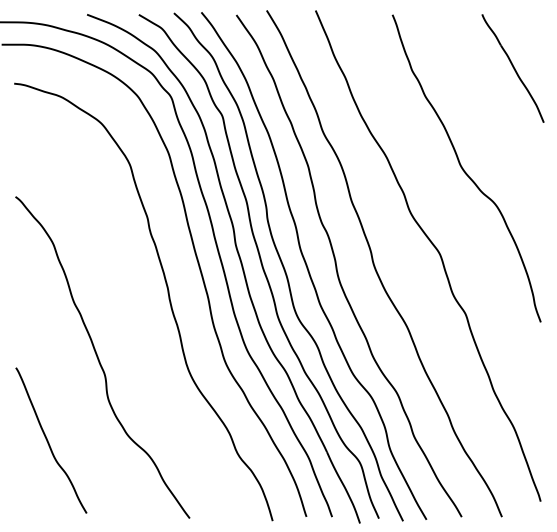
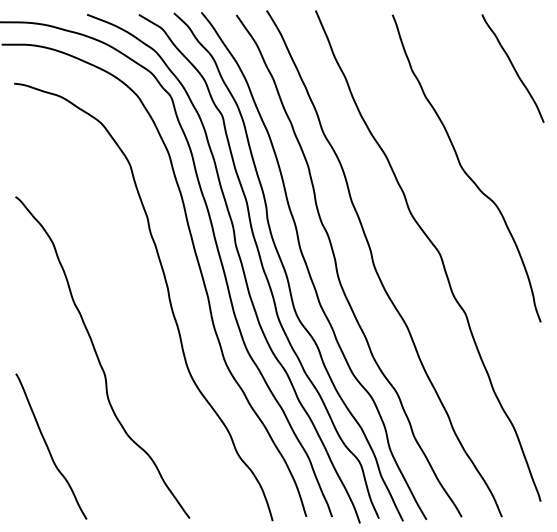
curve position: (49, 442) -> (49, 448) (49, 448)
